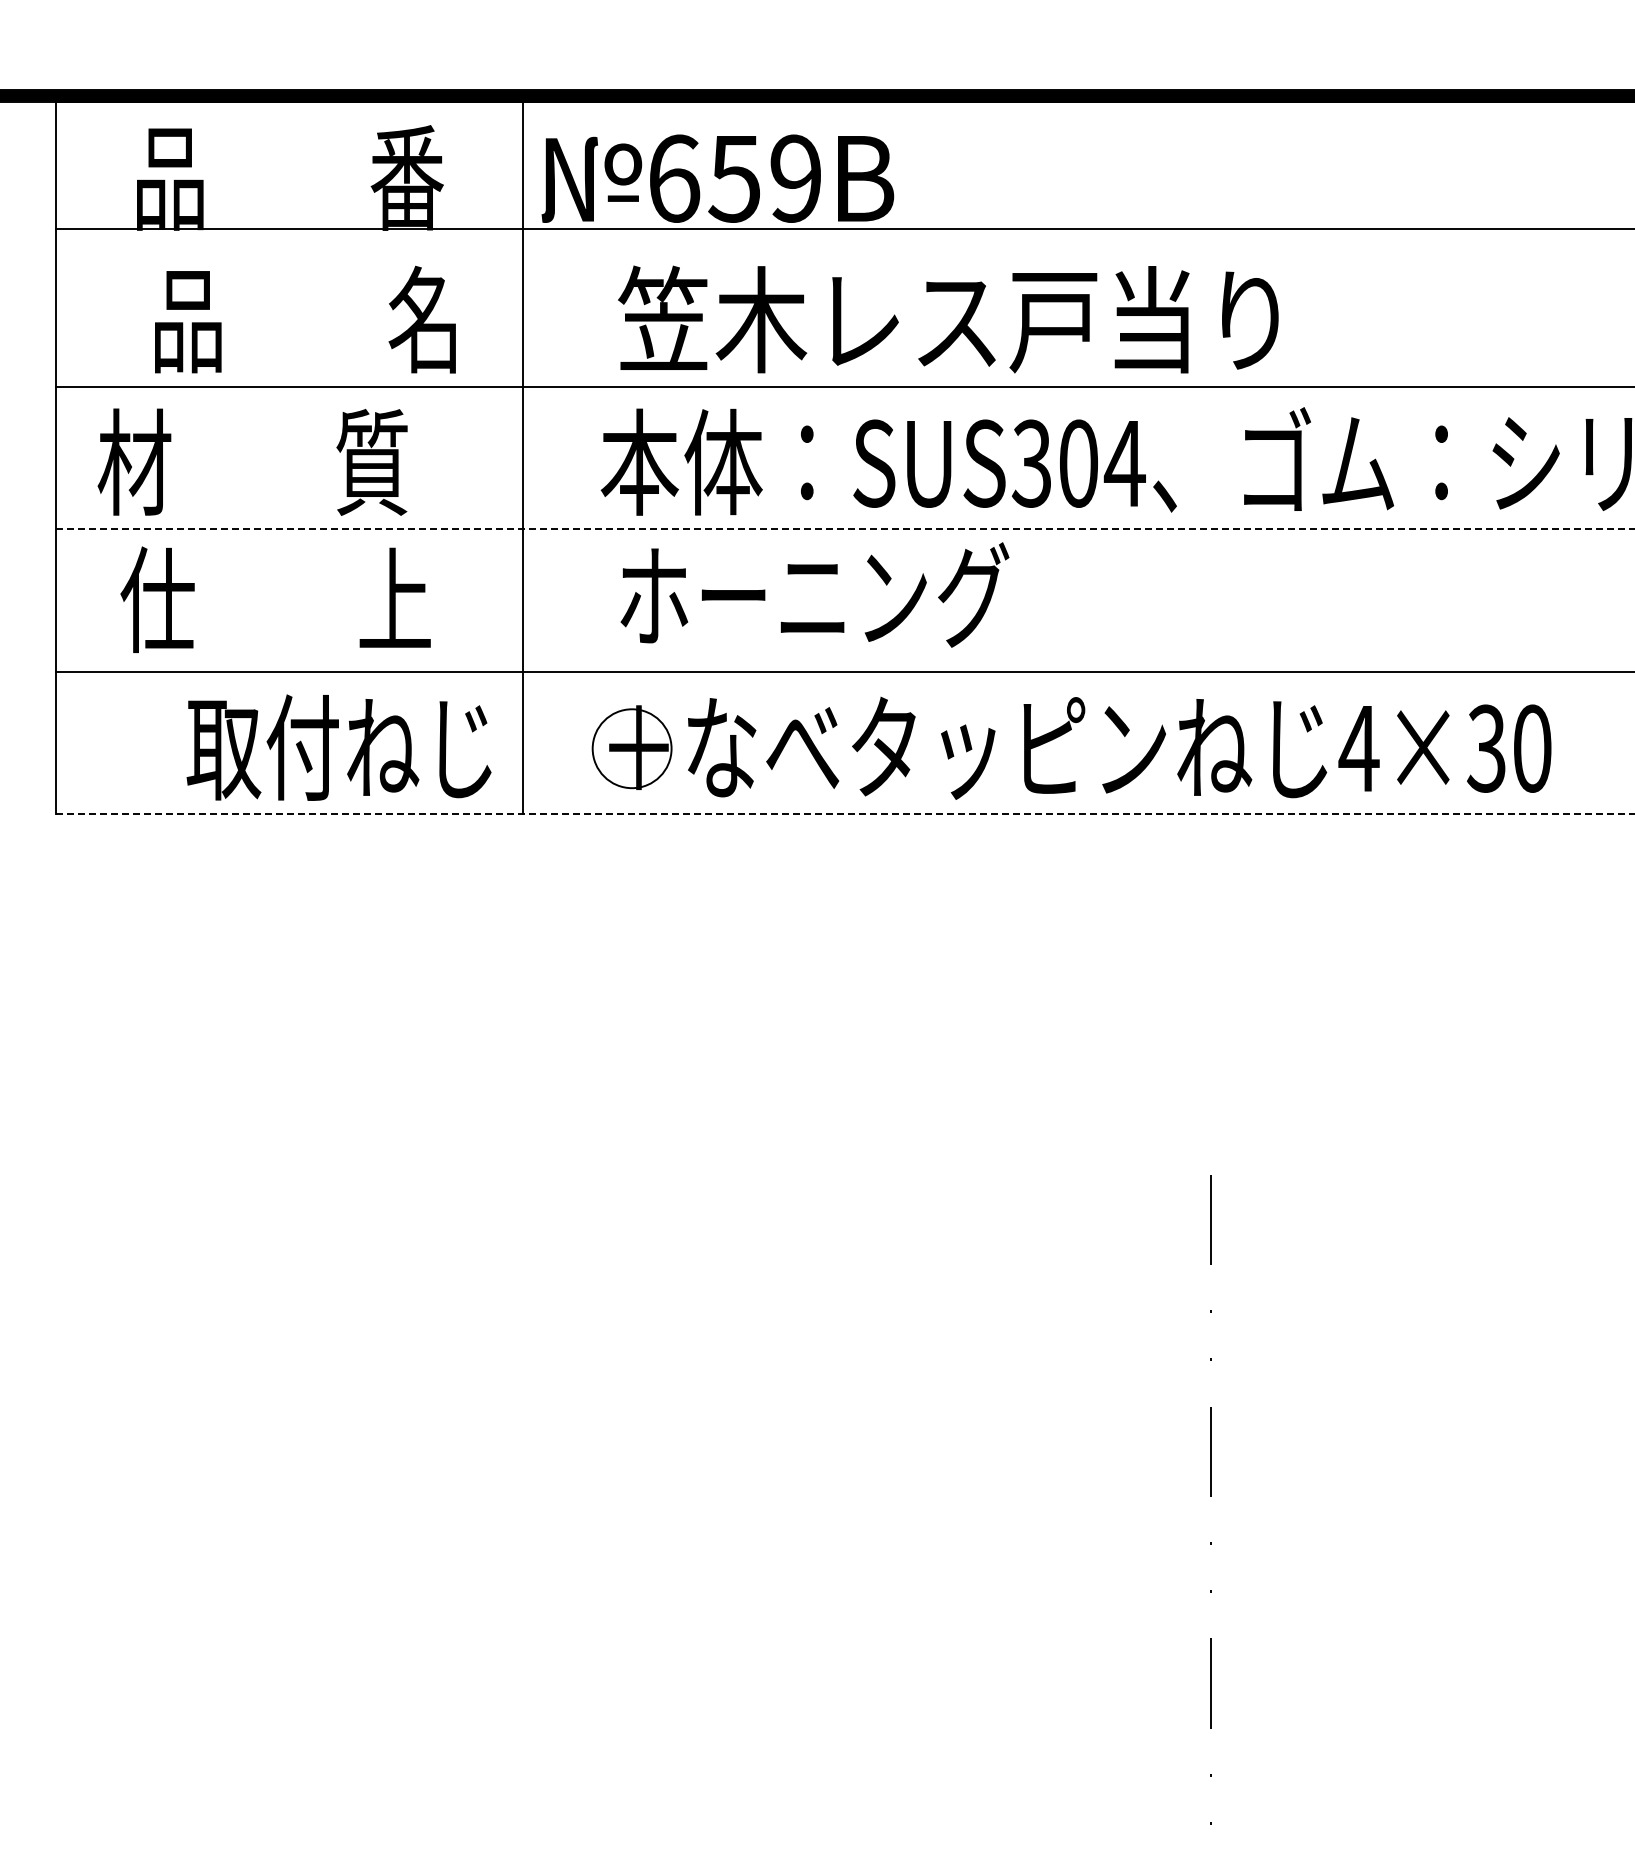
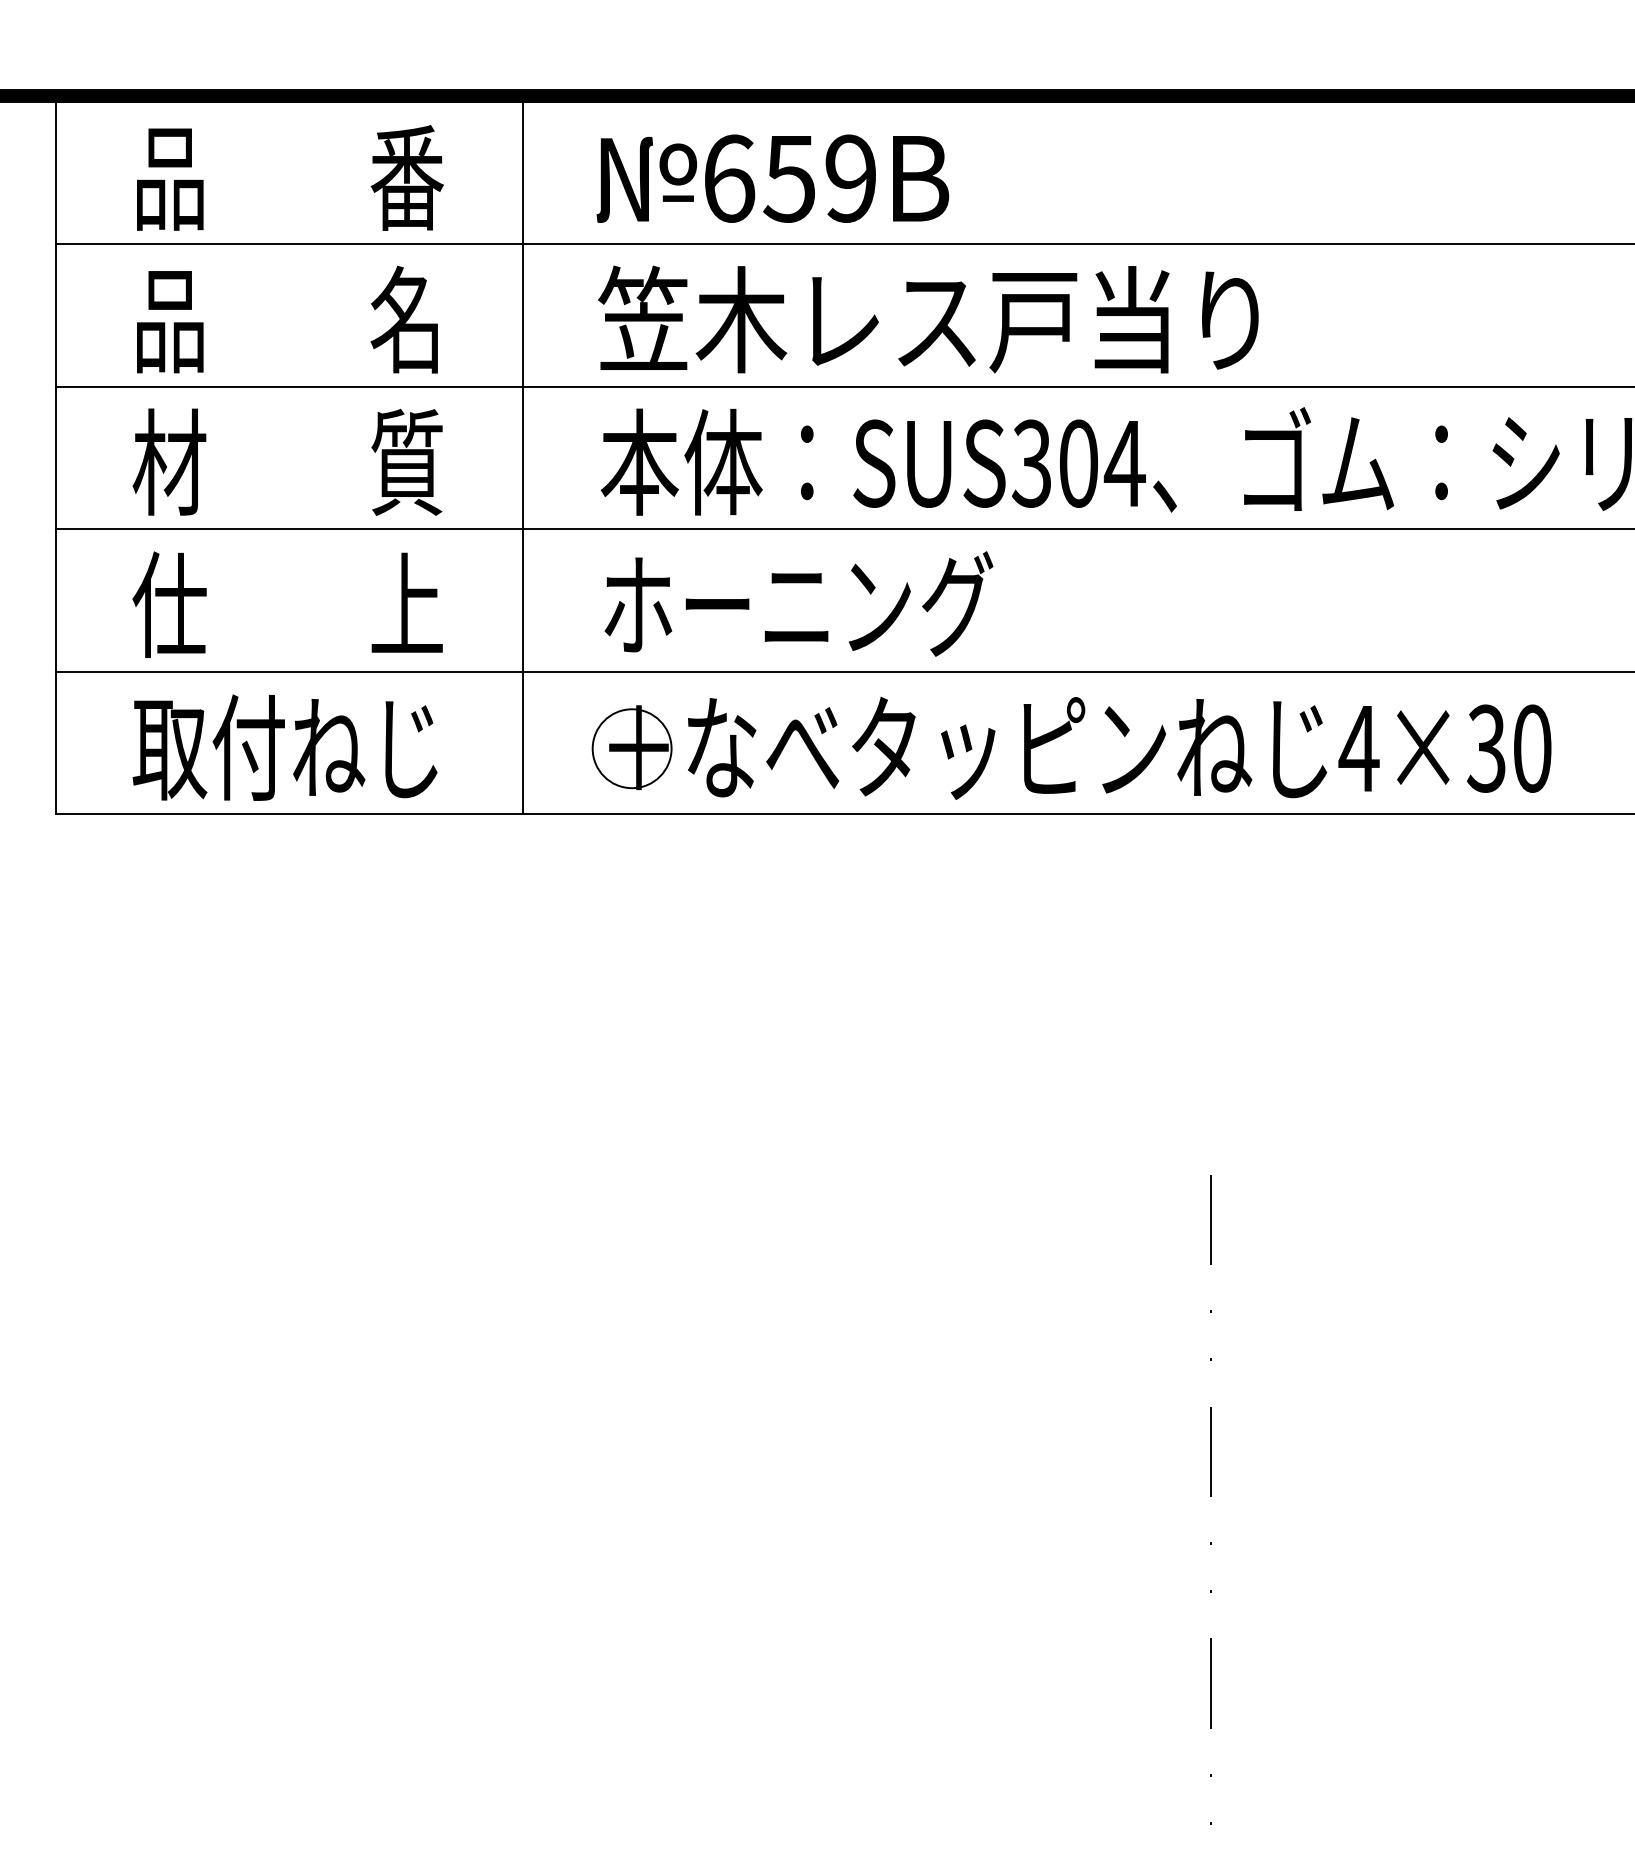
text position: (717, 178) -> (772, 178) (772, 178)
line position: (843, 229) -> (843, 244) (843, 244)
text position: (305, 319) -> (287, 319) (287, 319)
text position: (948, 319) -> (928, 319) (928, 319)
text position: (252, 461) -> (287, 461) (287, 461)
line: dashed -> solid (845, 529)
text position: (814, 594) -> (798, 603) (798, 603)
text position: (275, 599) -> (287, 604) (287, 604)
text position: (338, 747) -> (284, 747) (284, 747)
line: dashed -> solid (845, 814)
